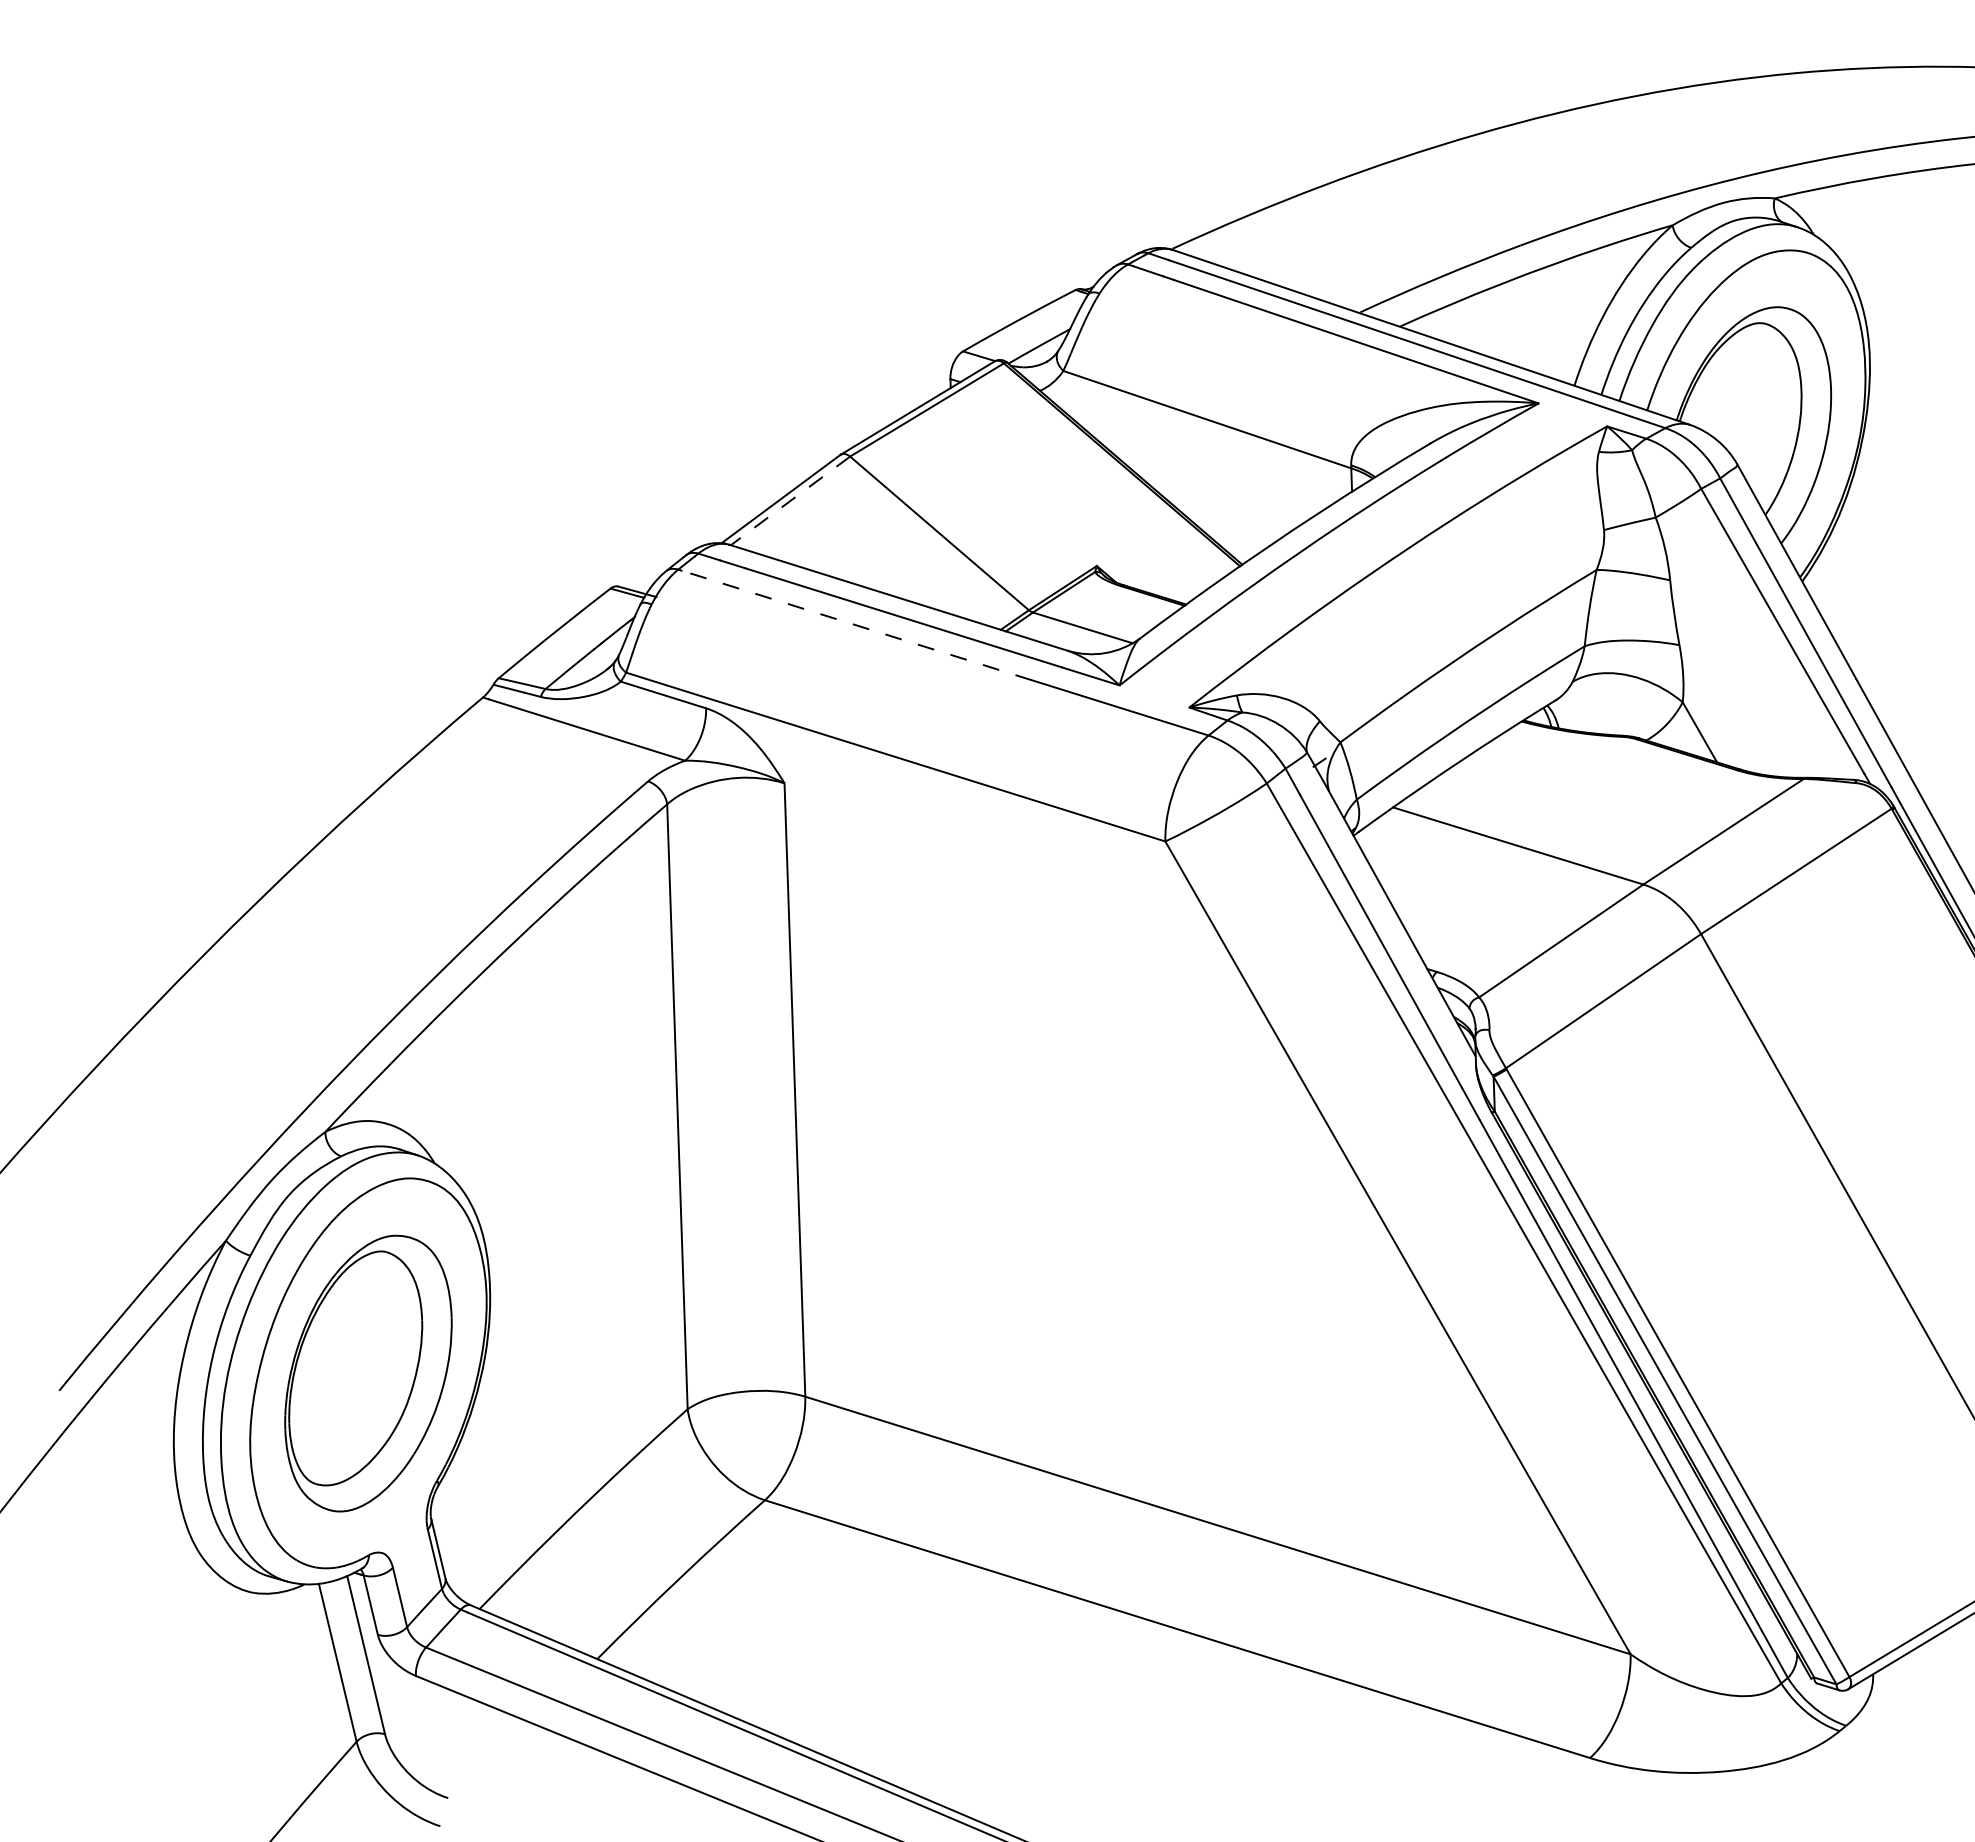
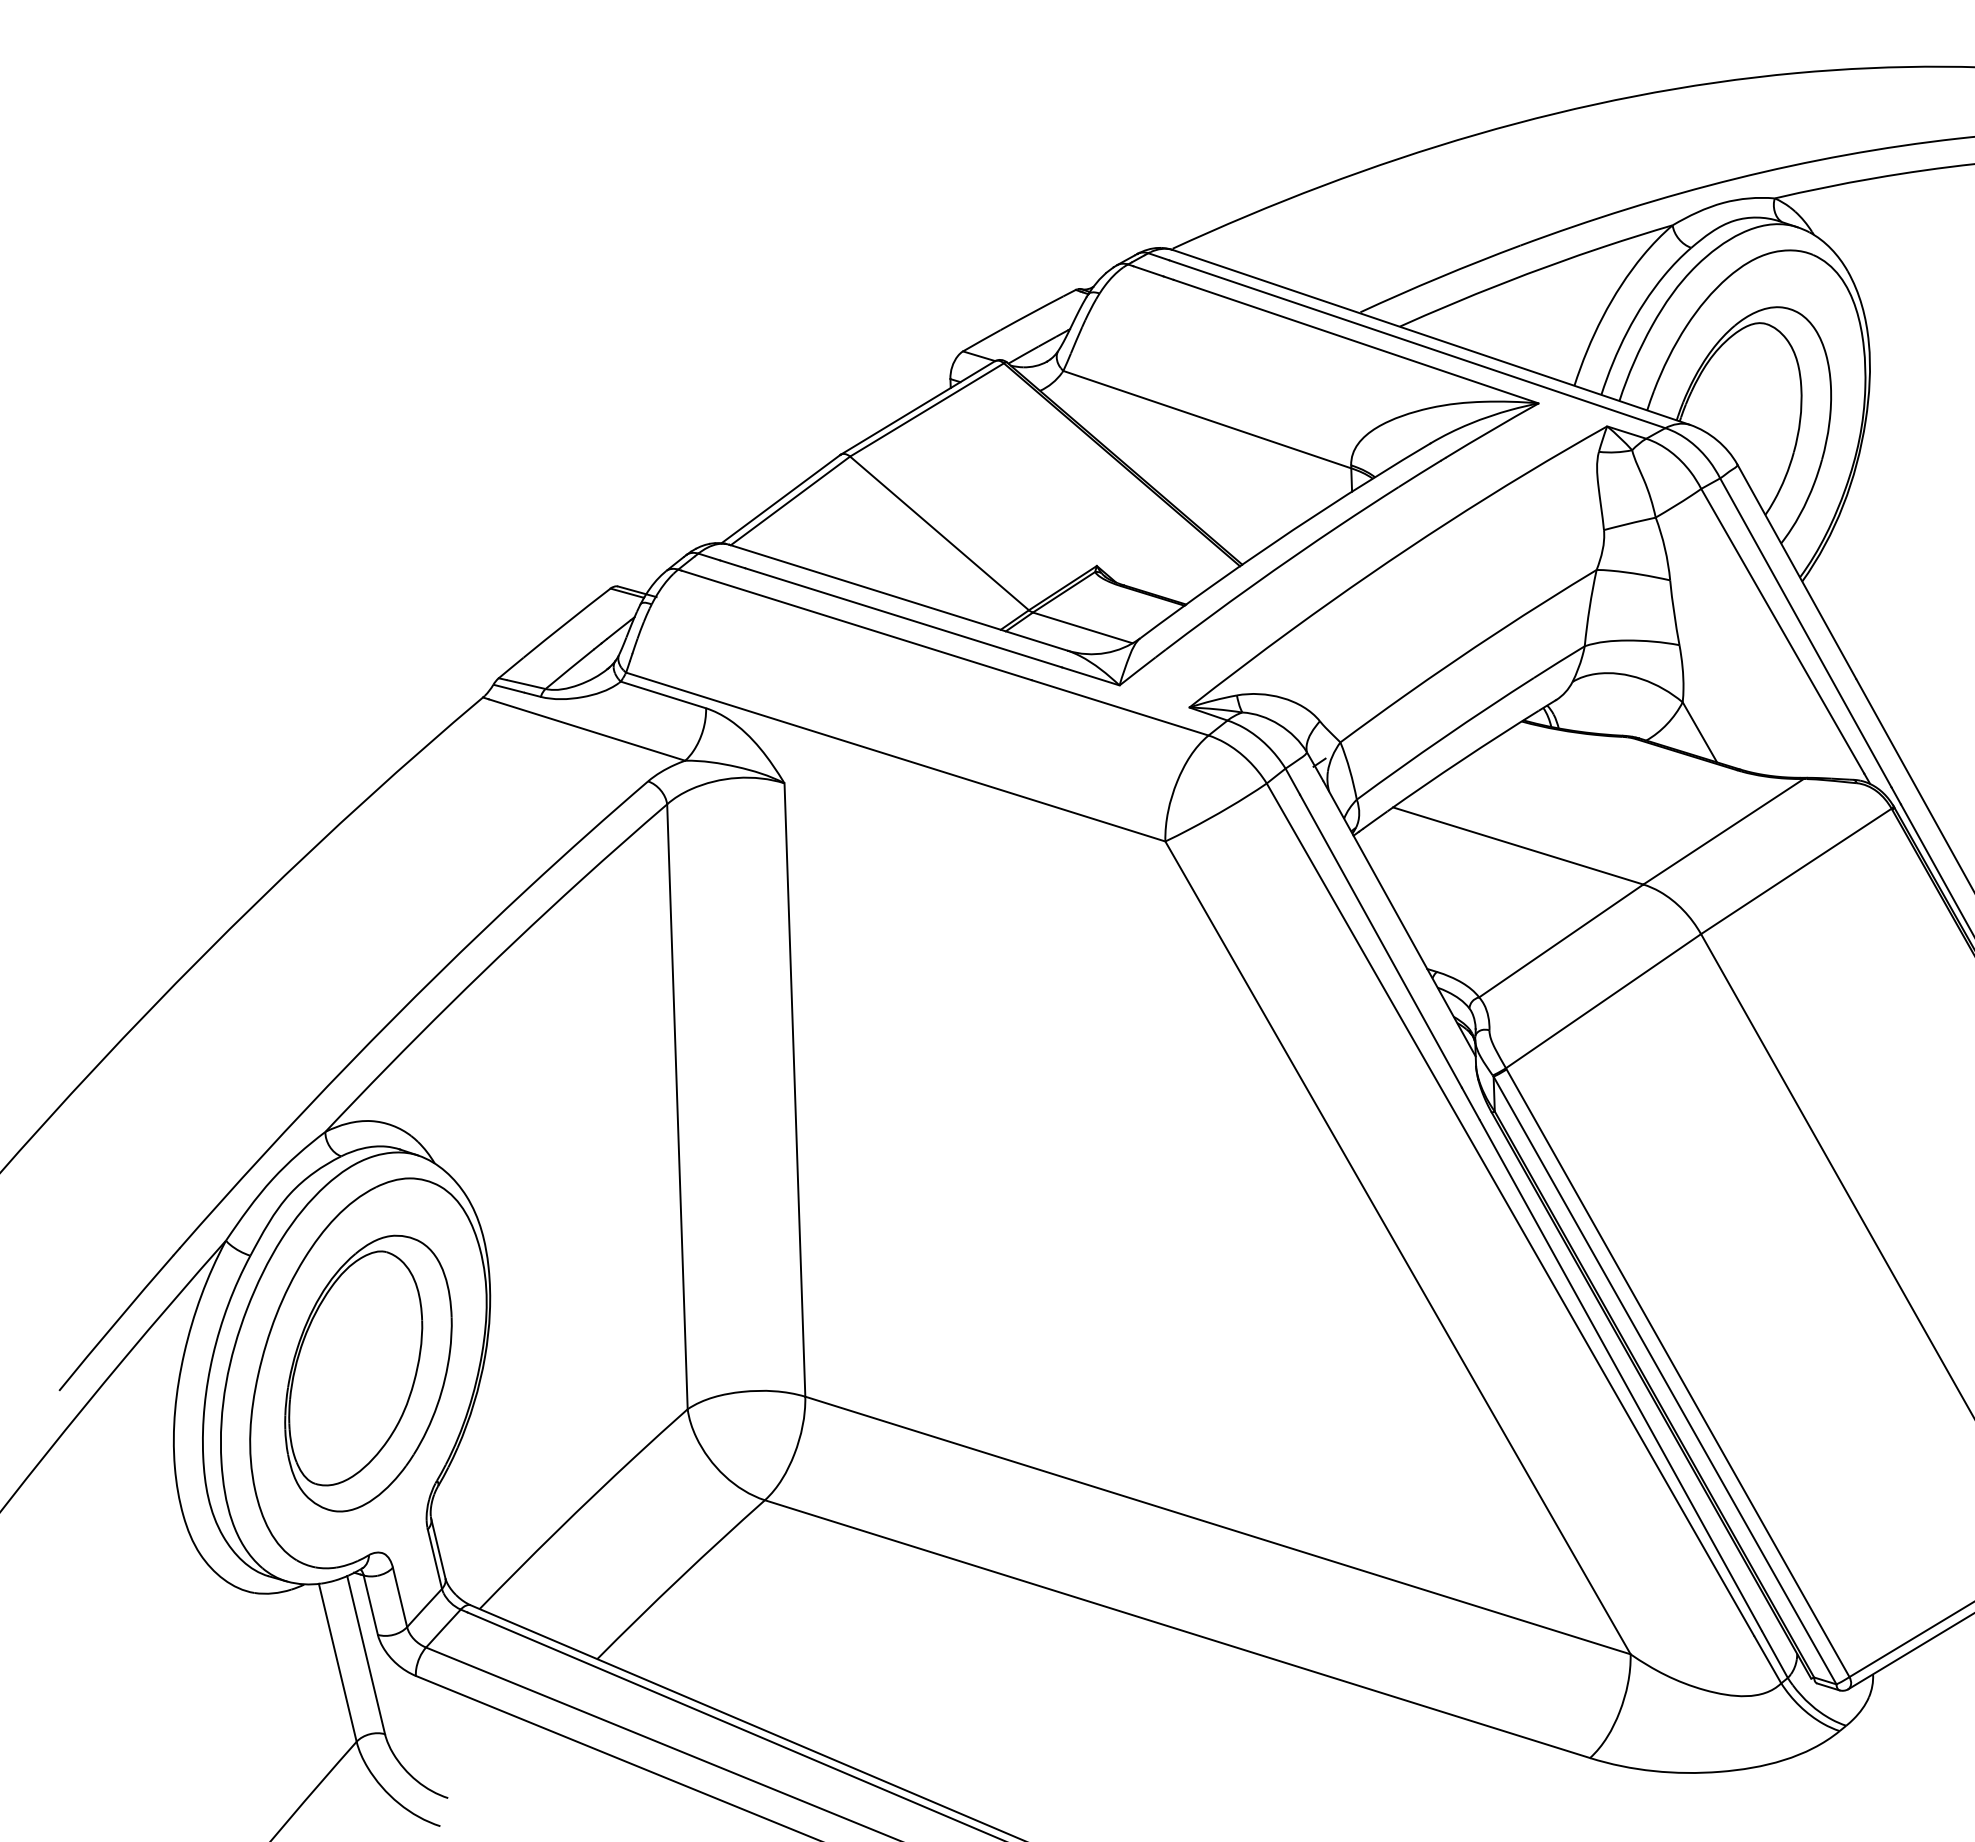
line: dashed -> solid (790, 501)
line: dashed -> solid (856, 625)
